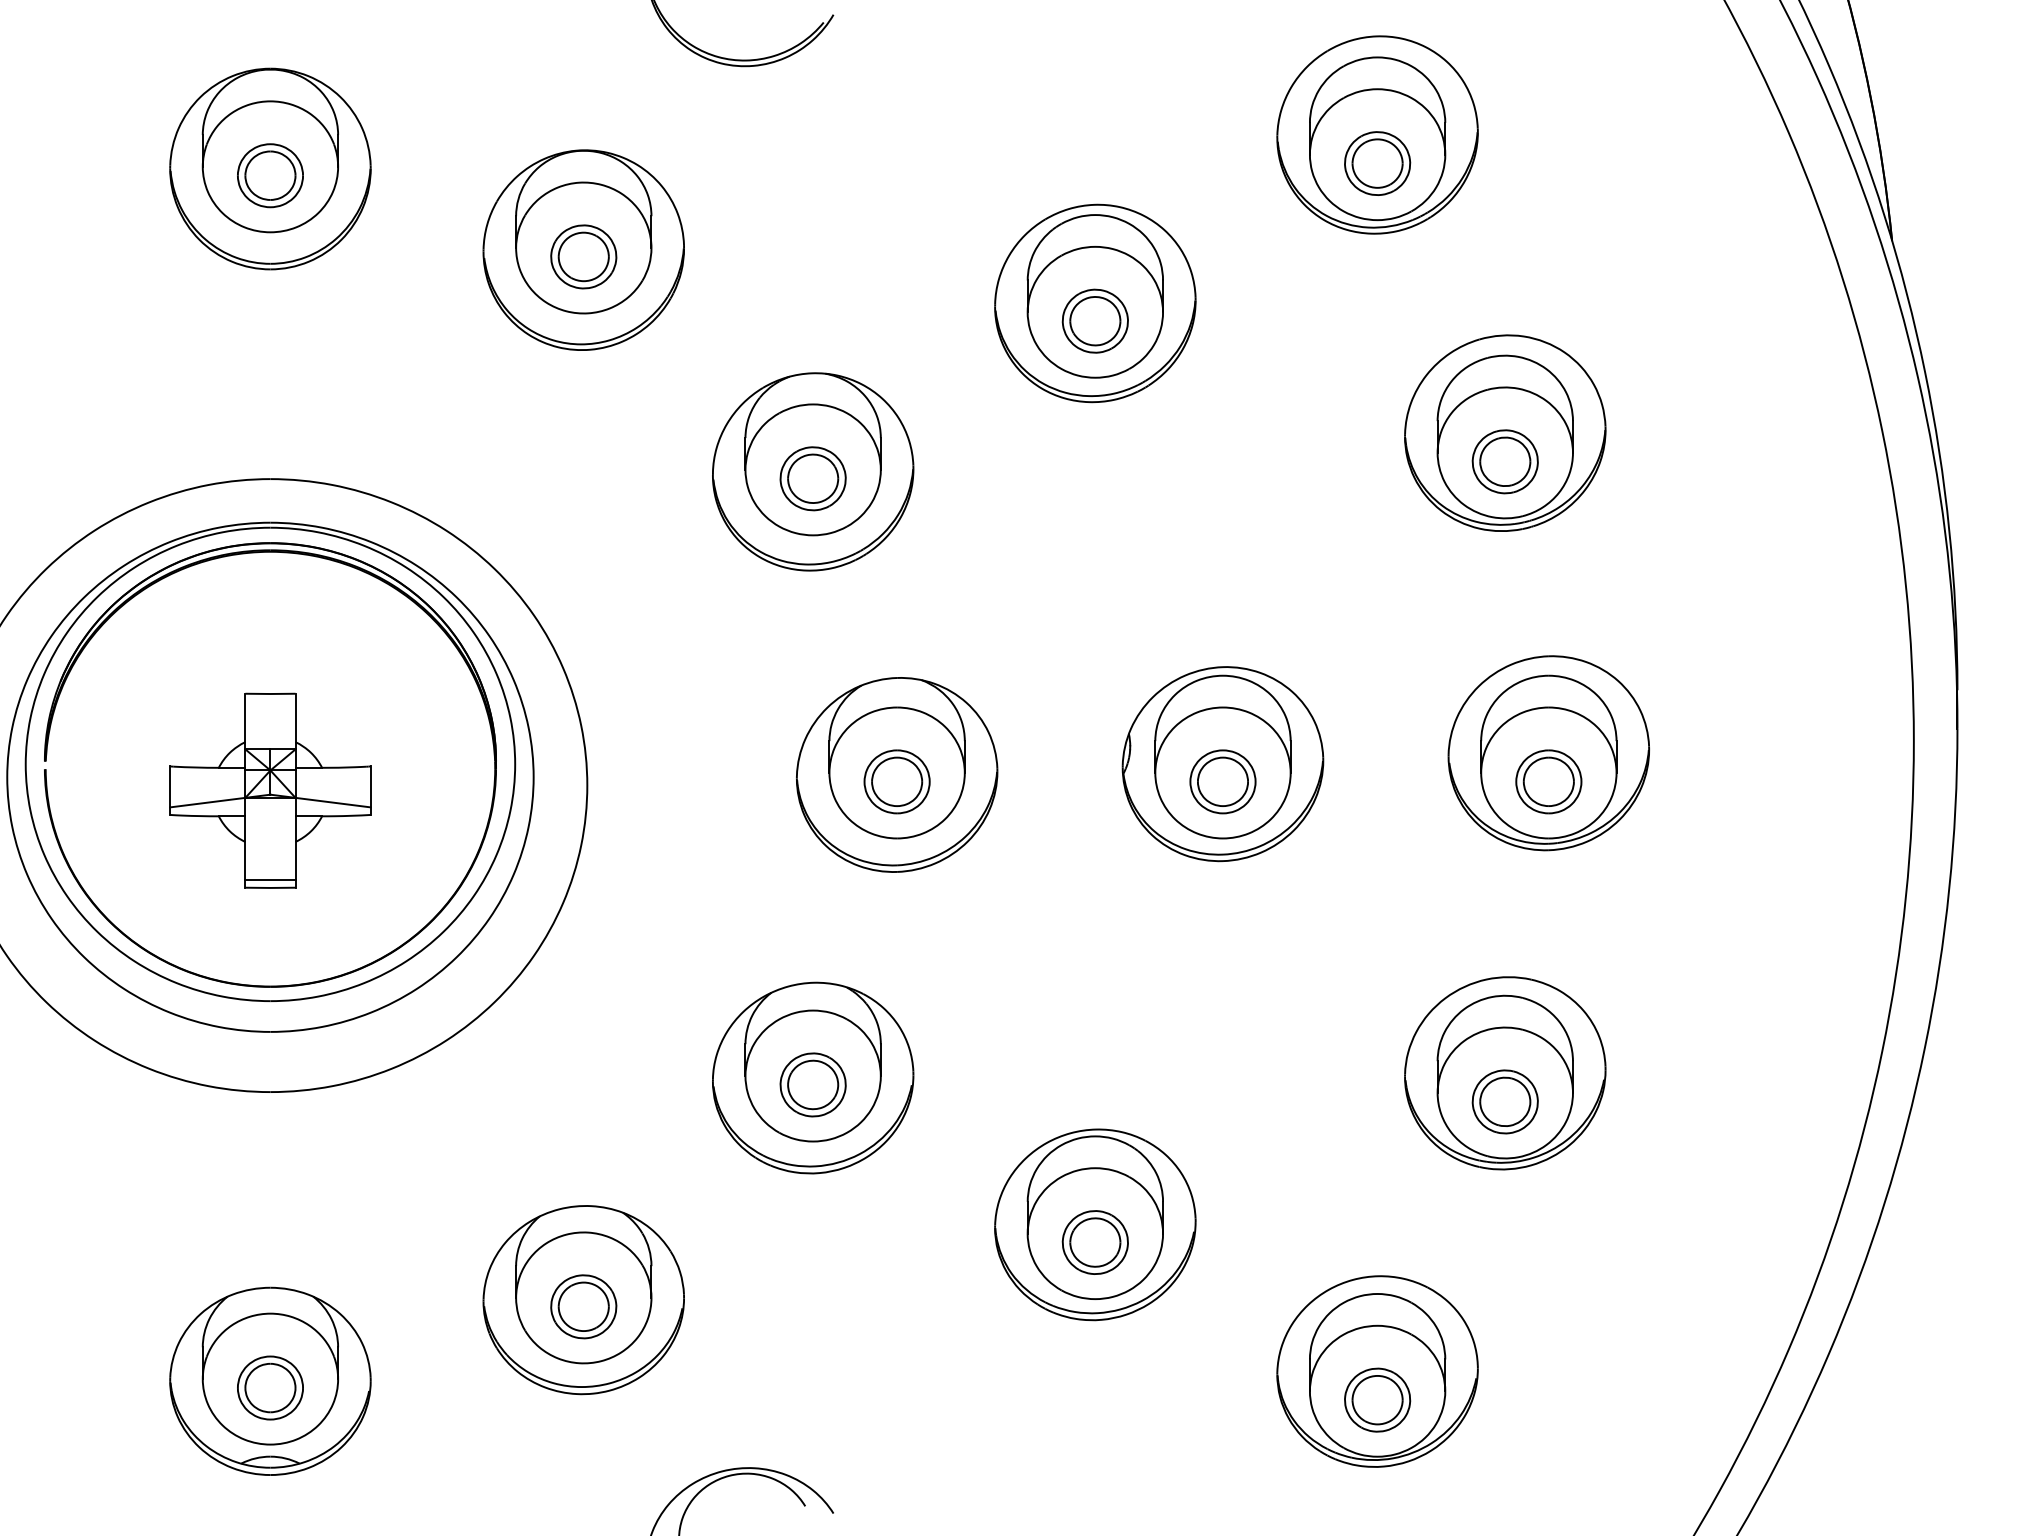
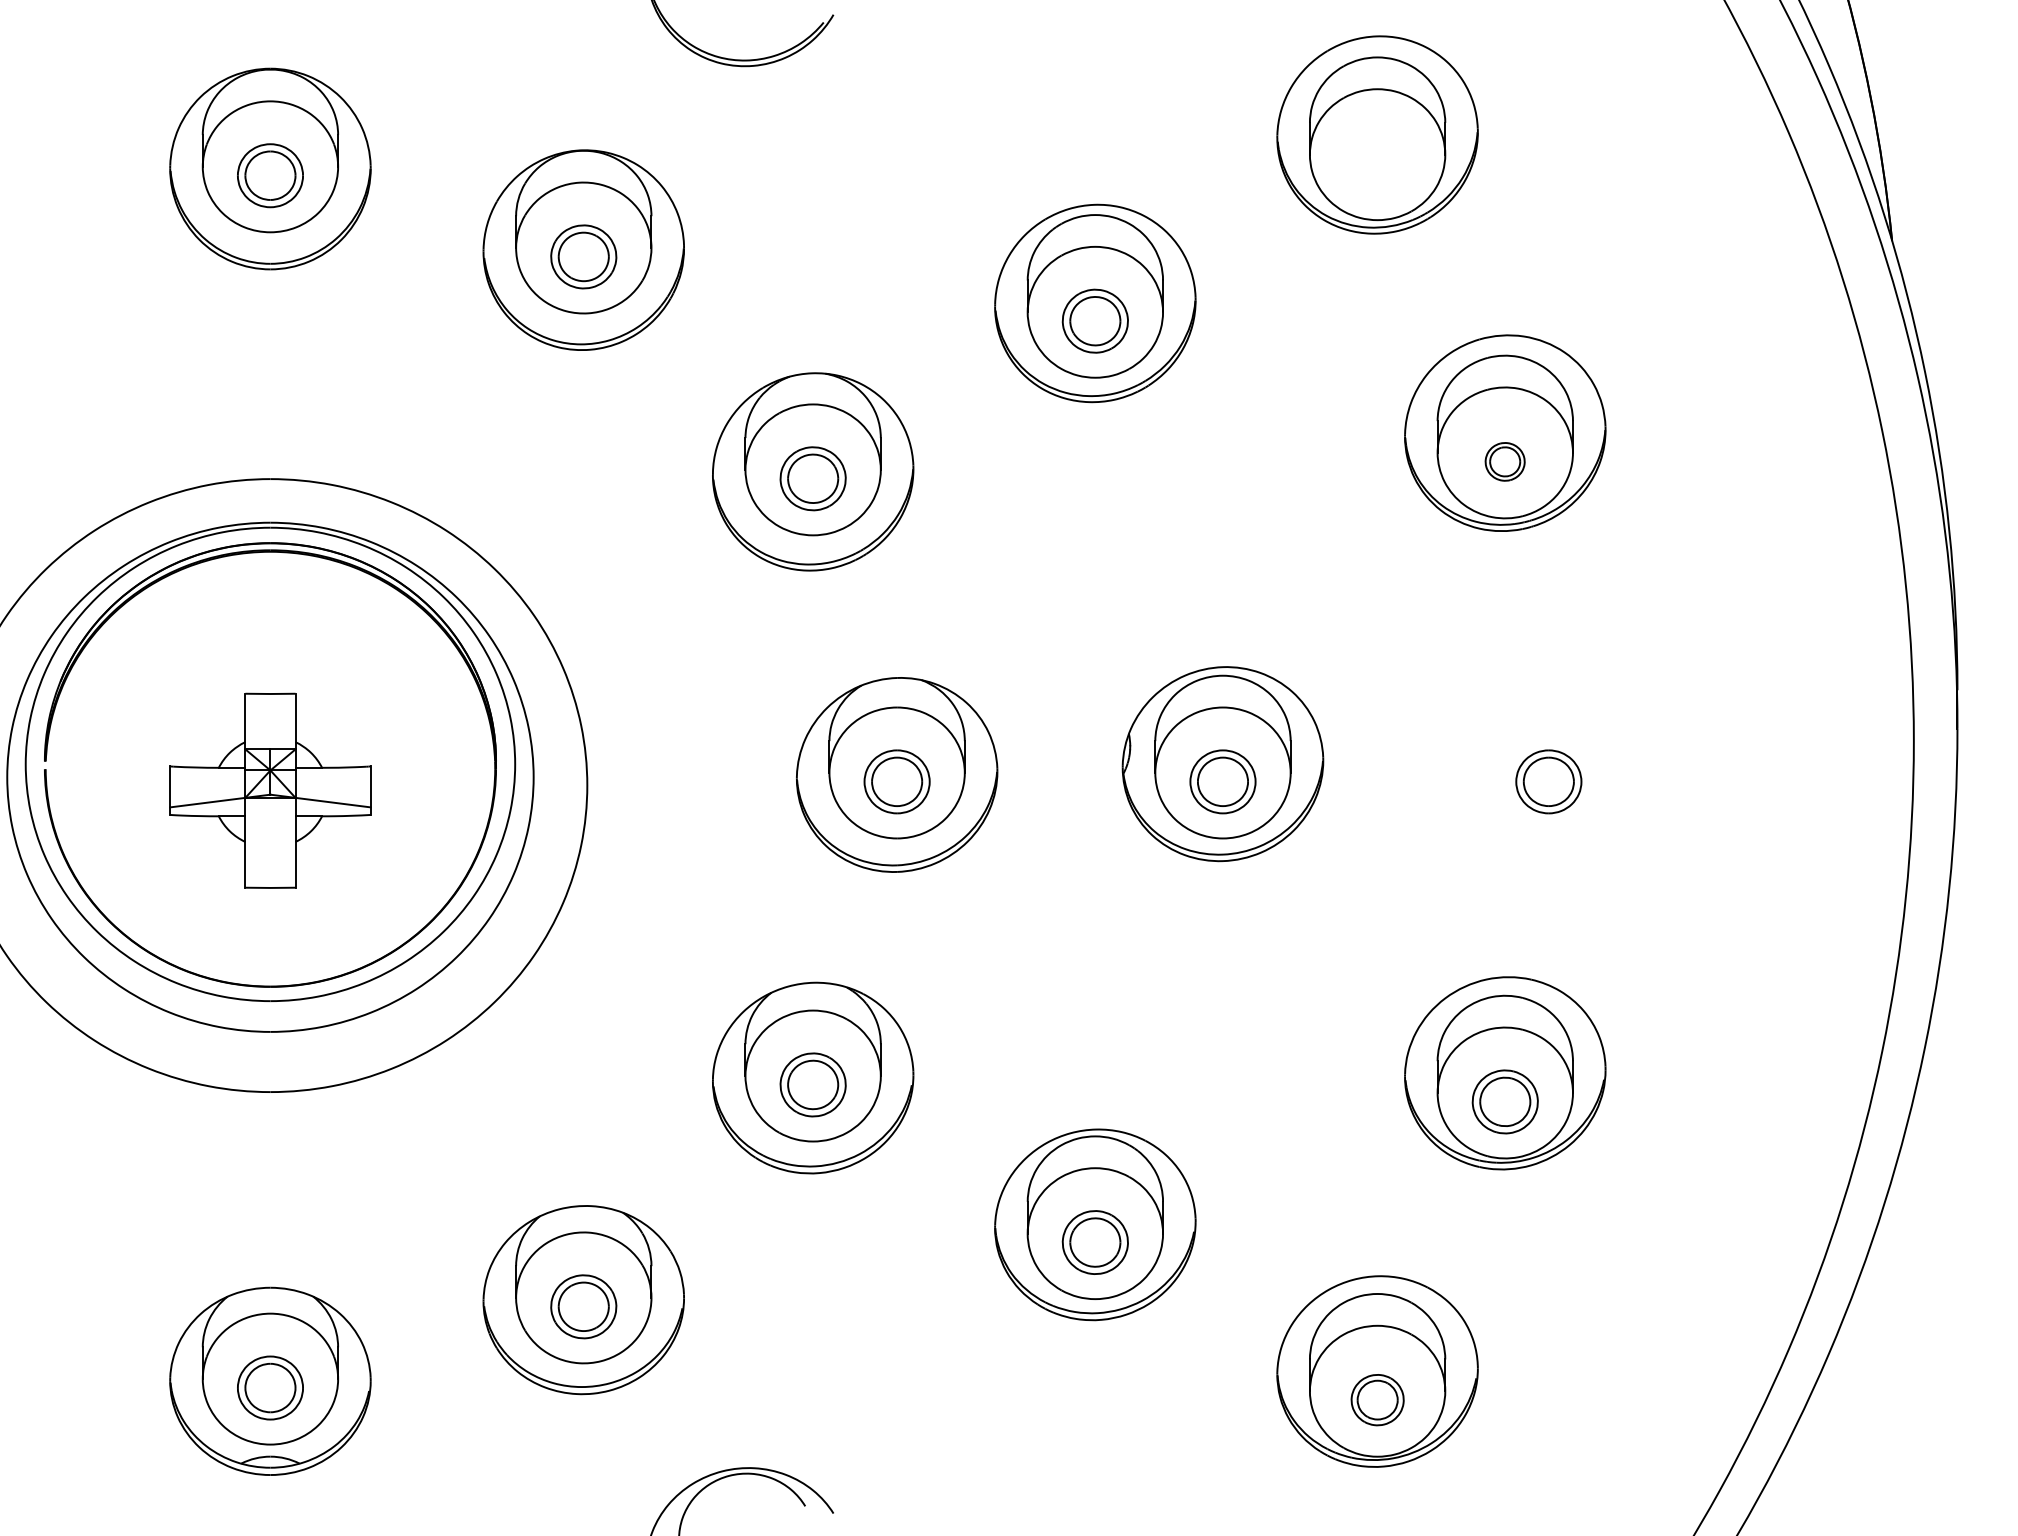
part: present -> none (1377, 163)
part size: 68x66 px -> 42x40 px (1504, 461)
part: present -> none (1548, 753)
line: present -> none (270, 880)
part size: 68x66 px -> 55x53 px (1377, 1400)
